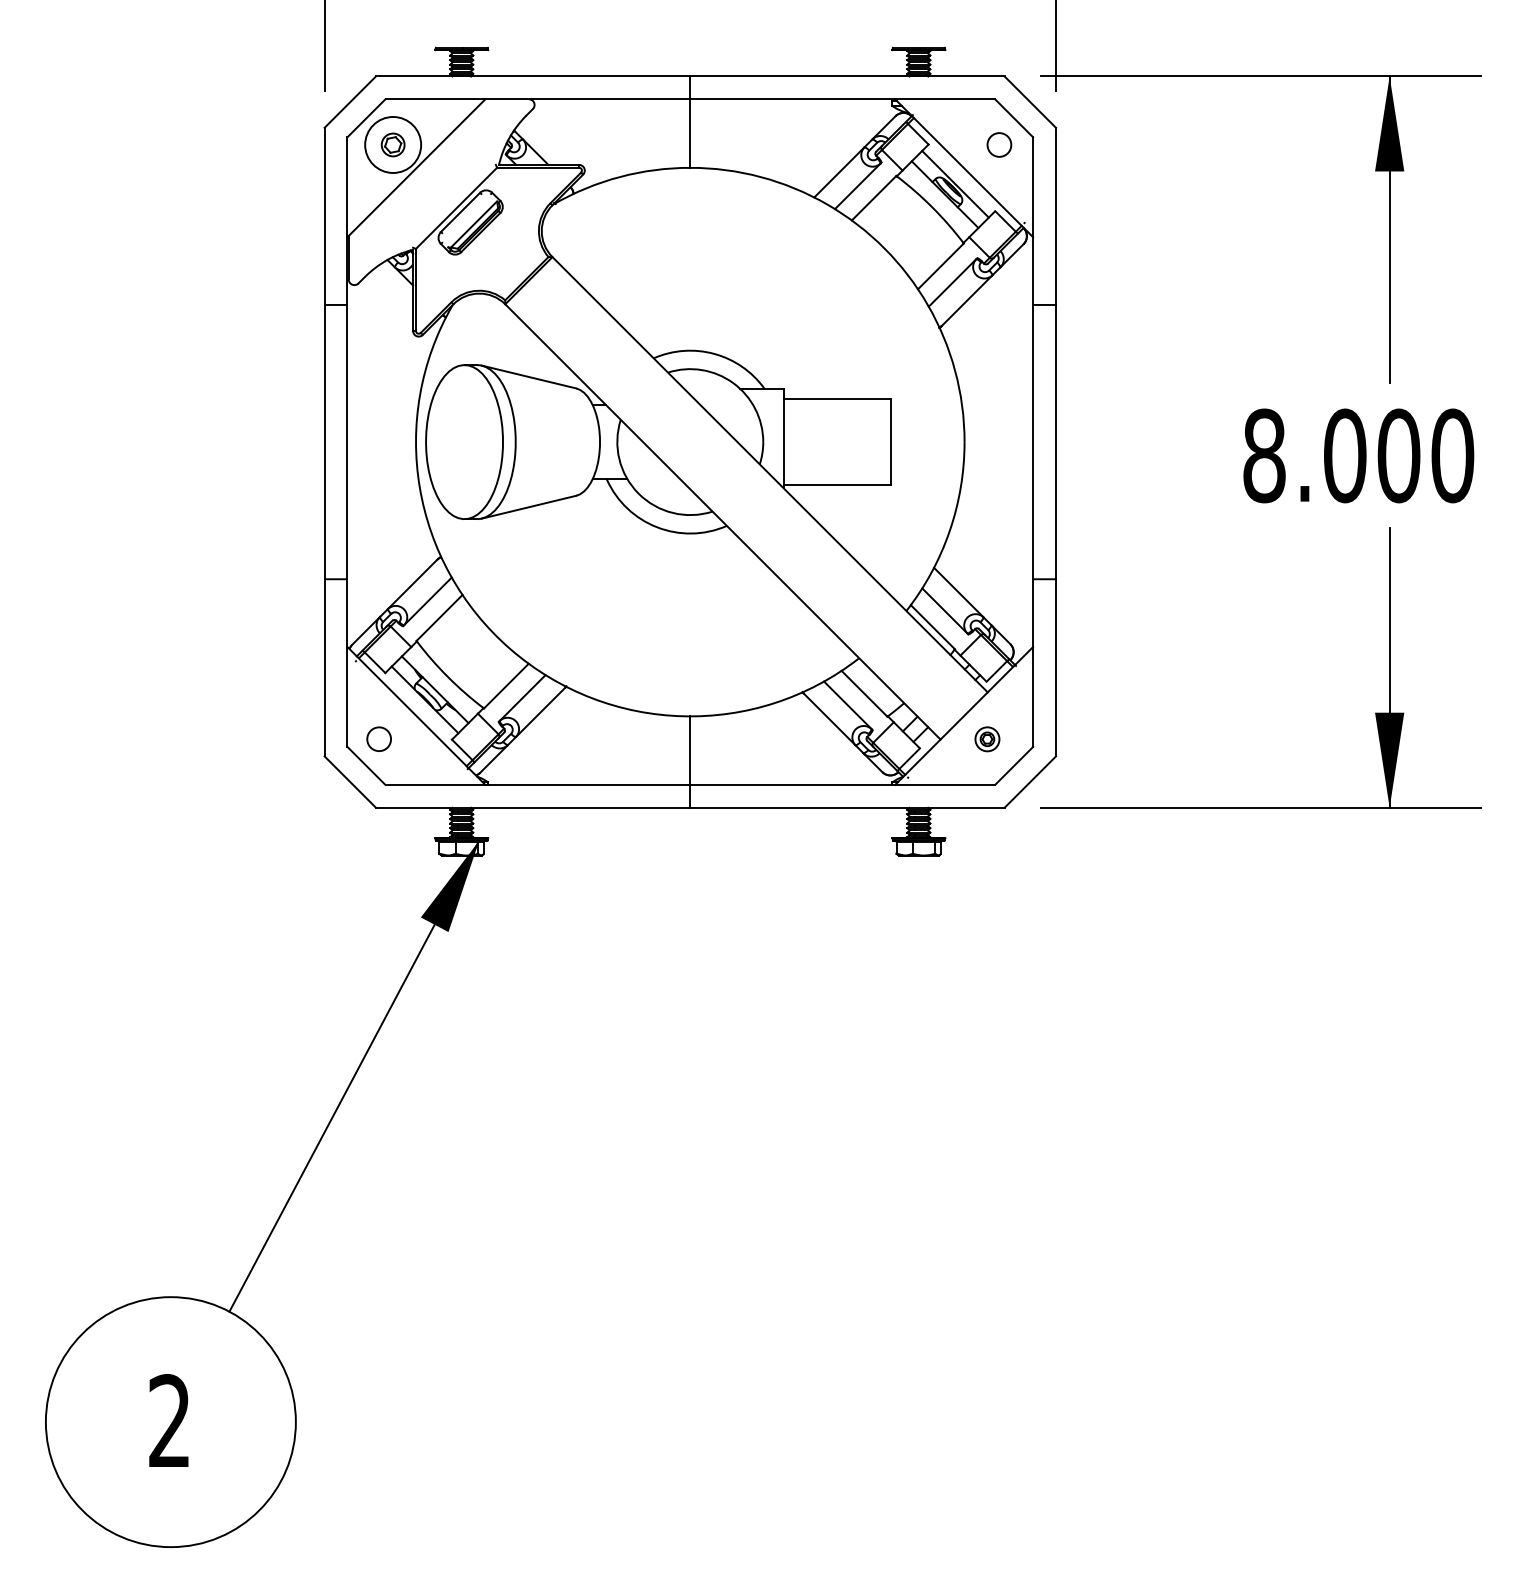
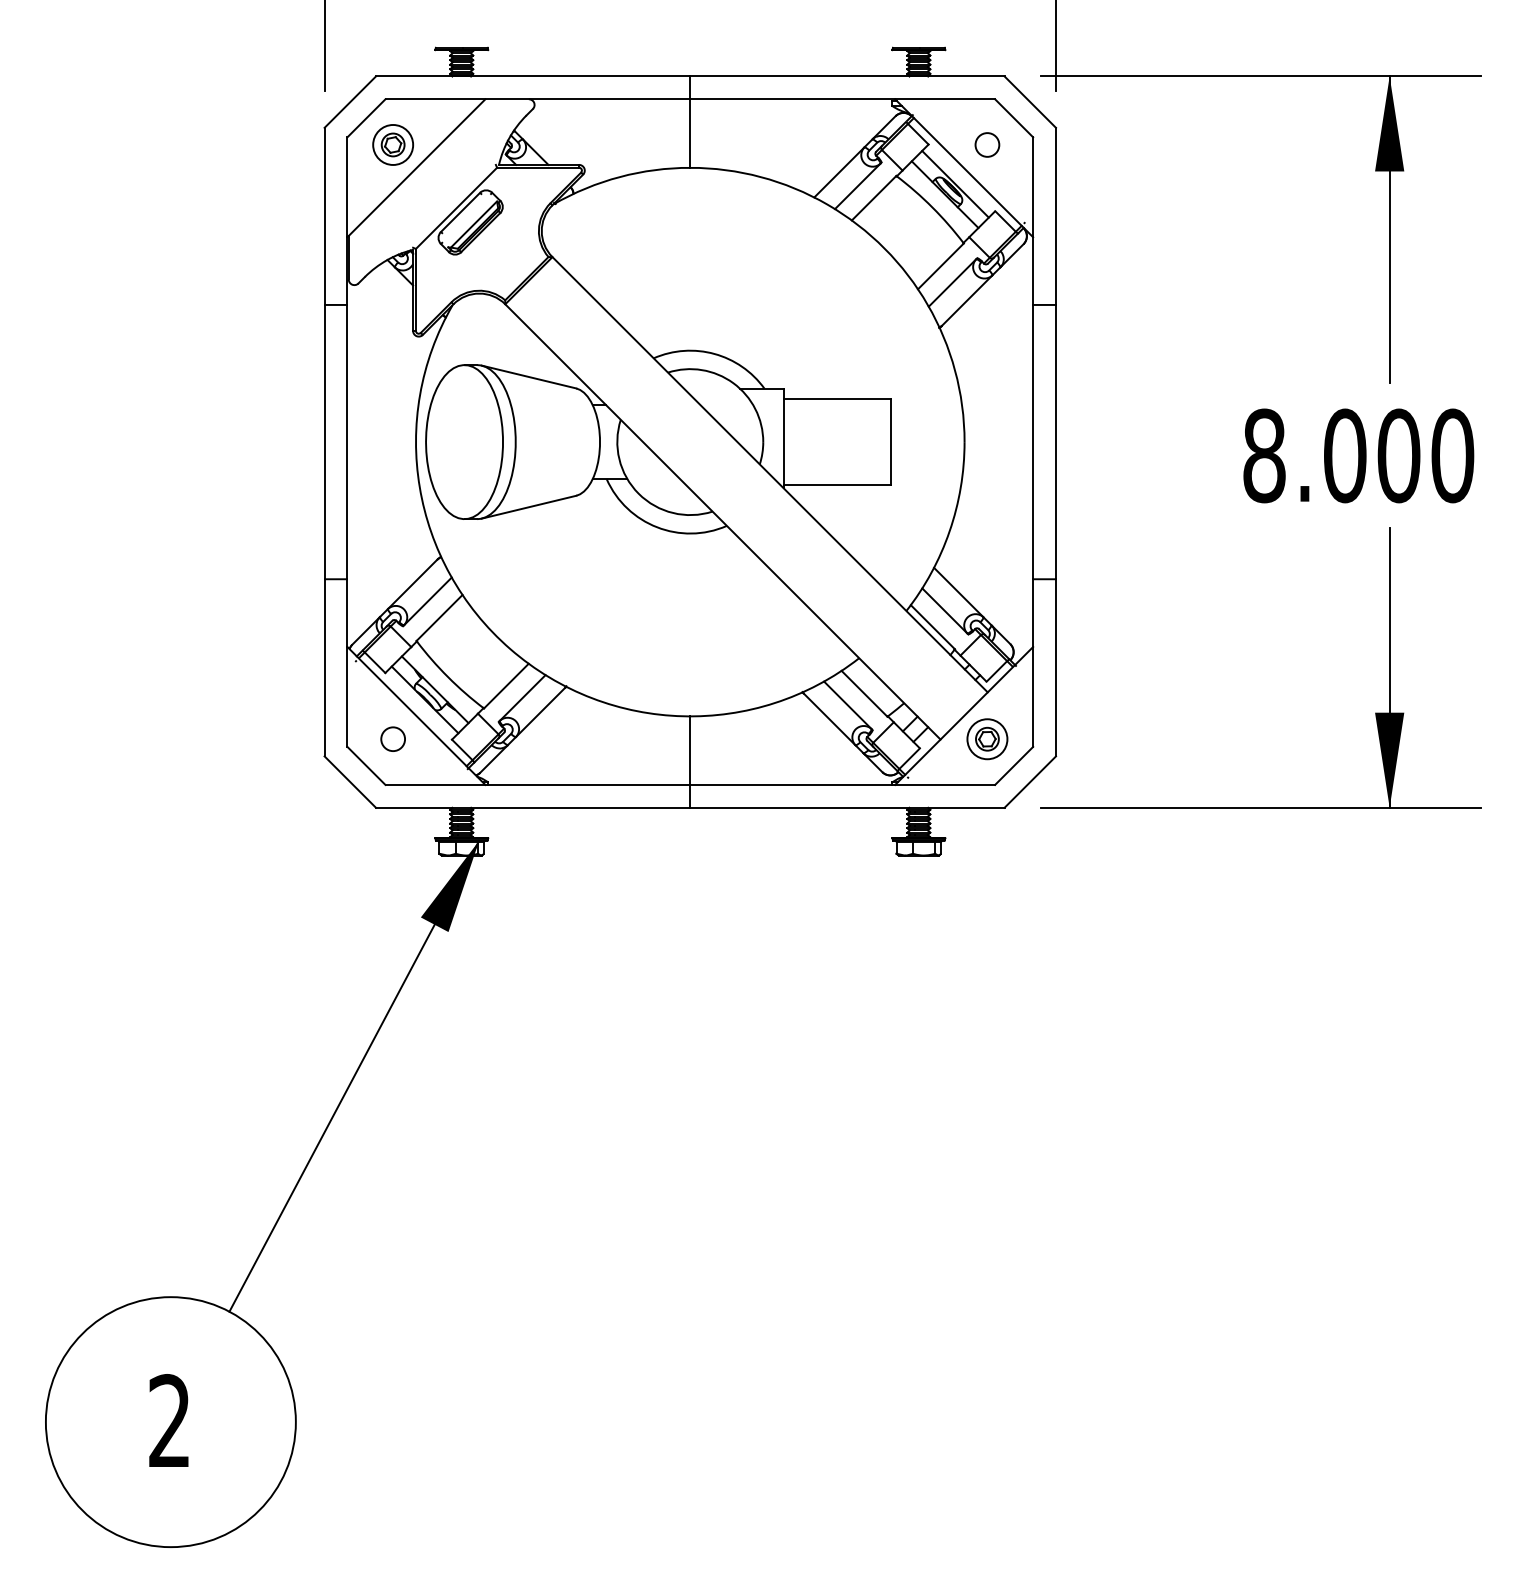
circle diameter: 56 px -> 40 px (393, 144)
circle position: (999, 144) -> (987, 144) (987, 144)
circle position: (378, 738) -> (392, 738) (392, 738)
part size: 27x27 px -> 43x43 px (987, 739)
